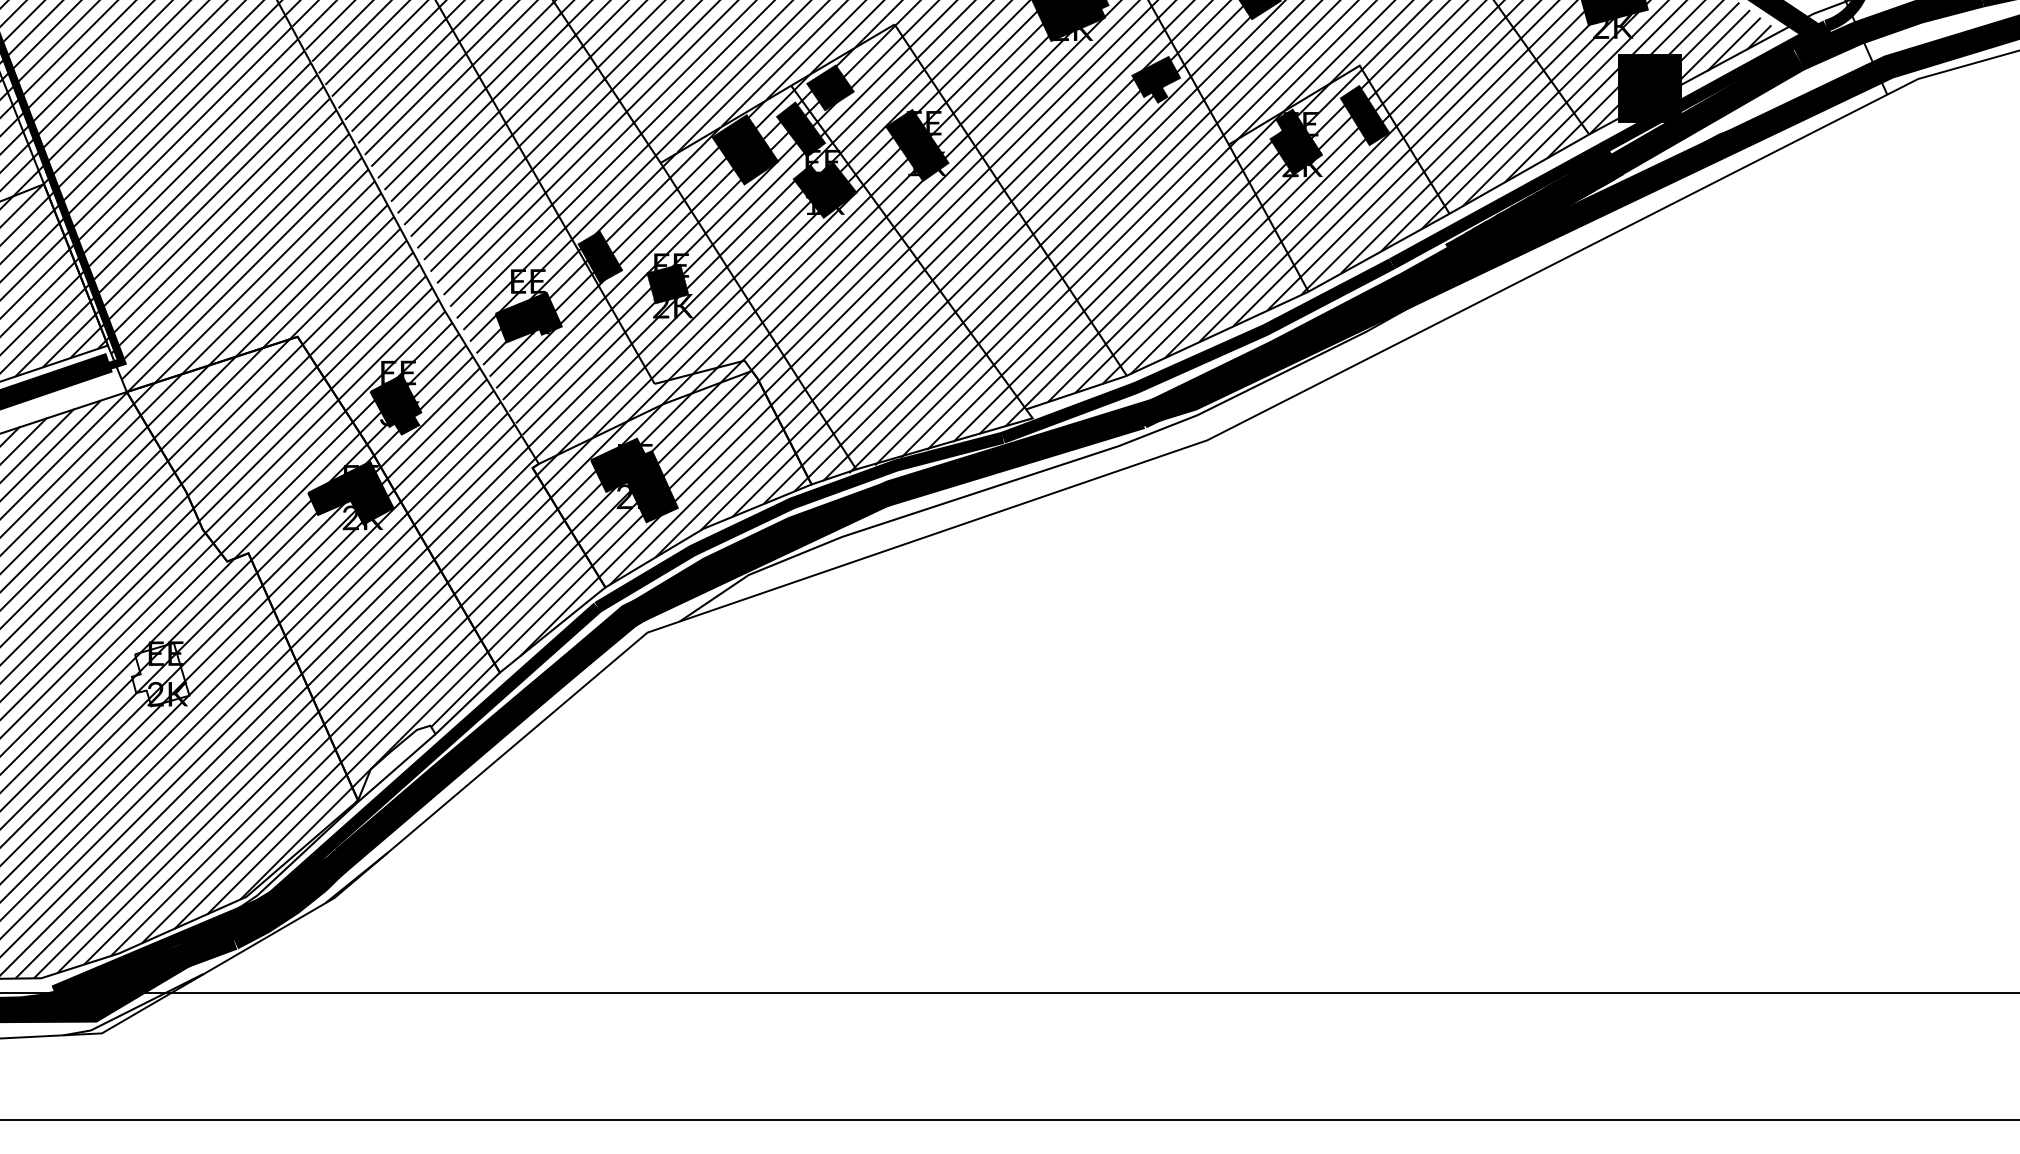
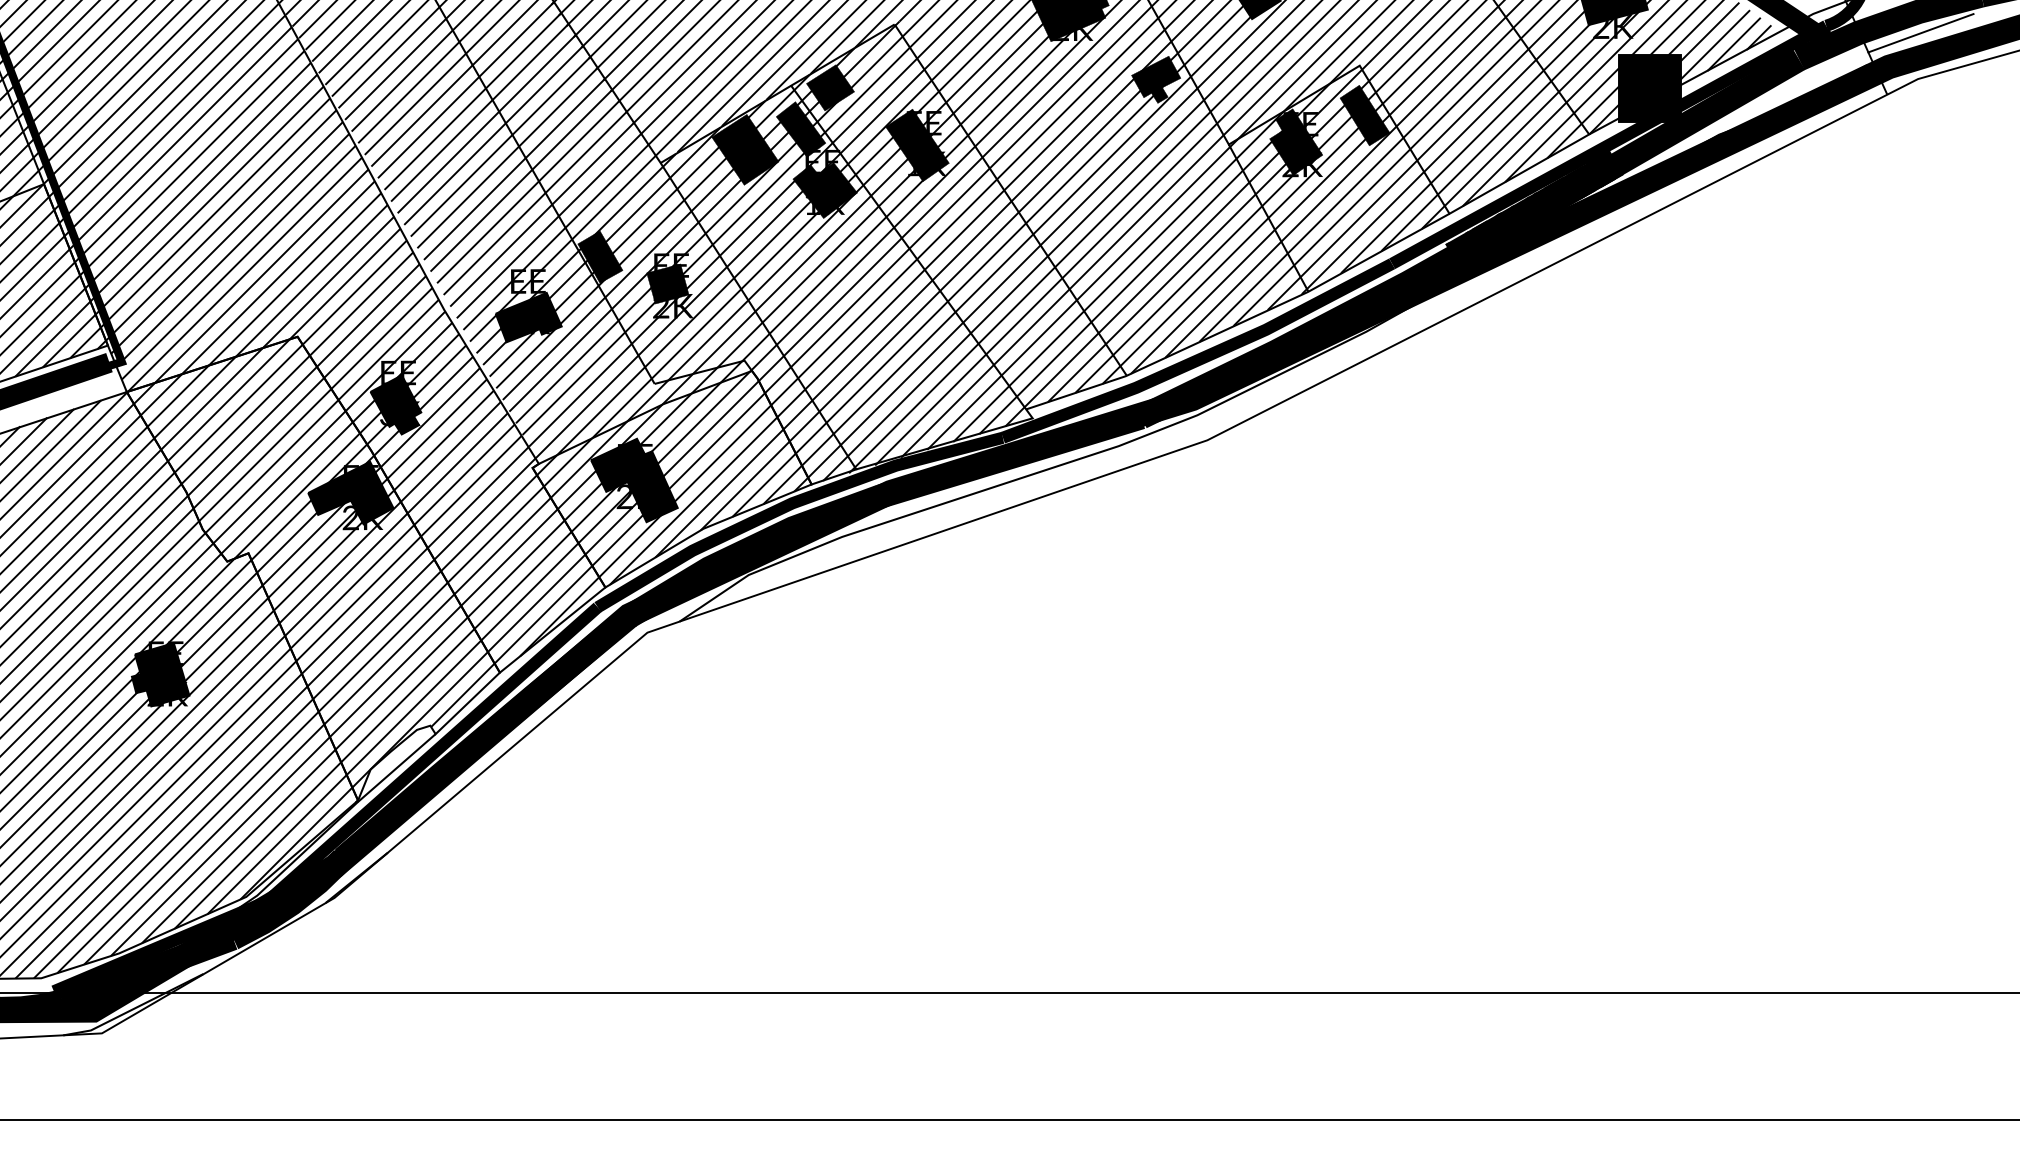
line: none -> present (1920, 33)
fill: none -> present (160, 674)
